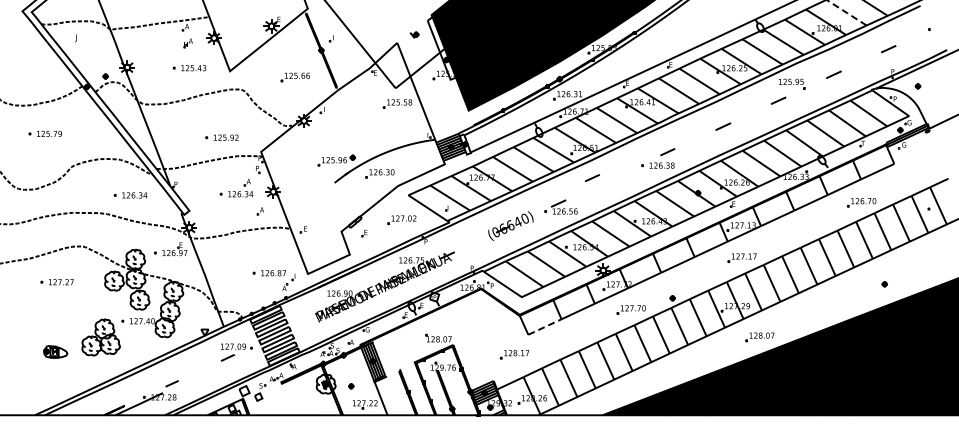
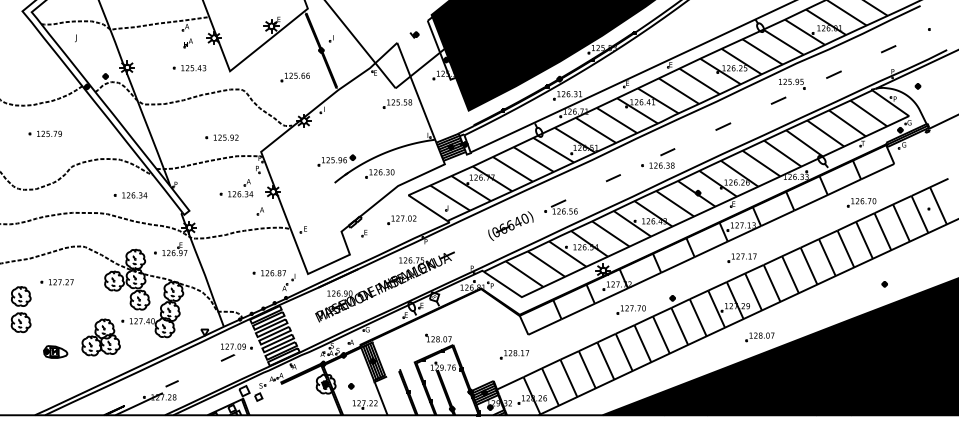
line: dashed -> solid (846, 12)
line position: (591, 178) -> (612, 178) (612, 178)
part: none -> present (20, 309)
line: dashed -> solid (545, 326)
